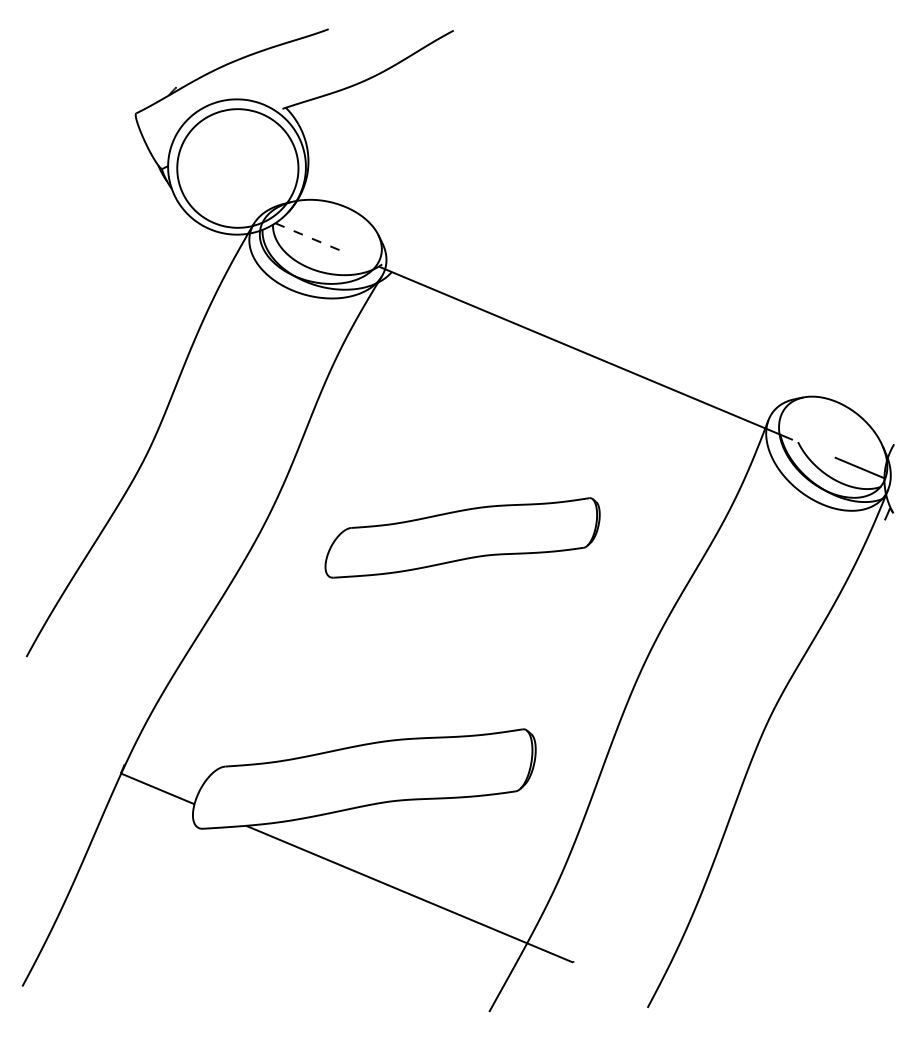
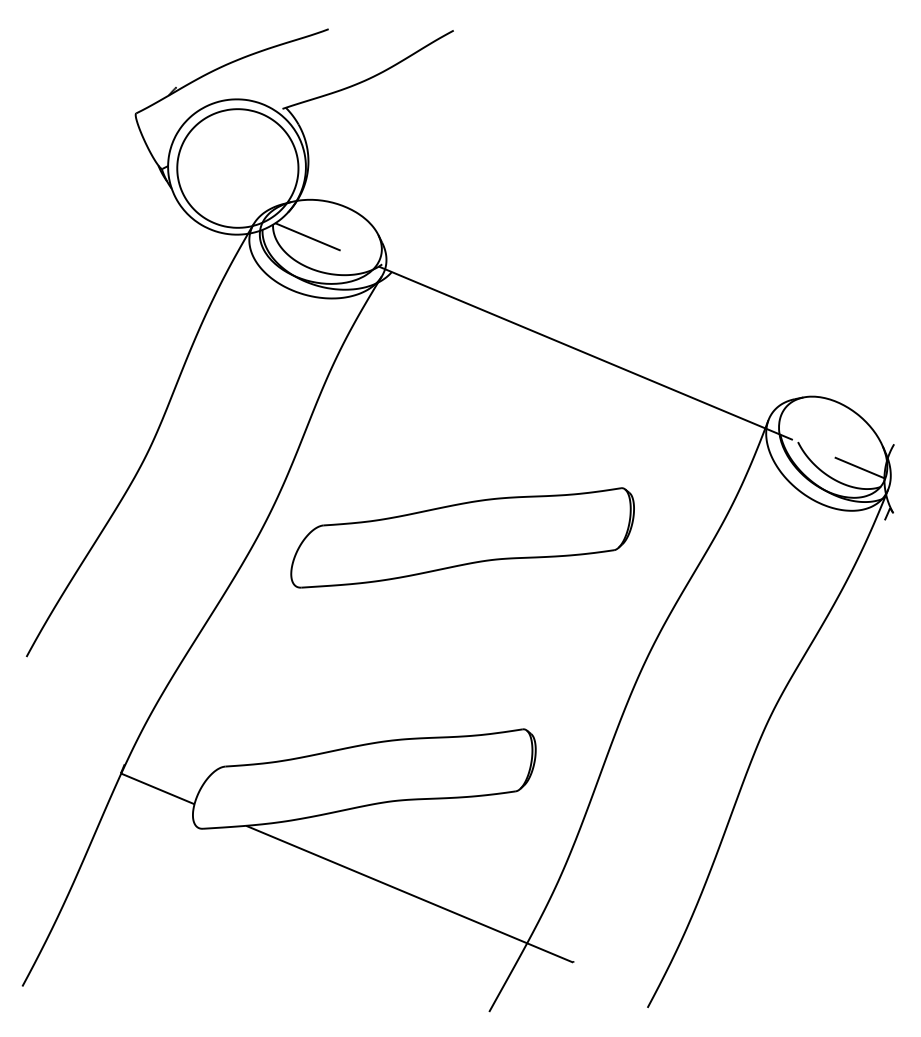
line: dashed -> solid (308, 237)
part size: 277x82 px -> 345x102 px (462, 537)
